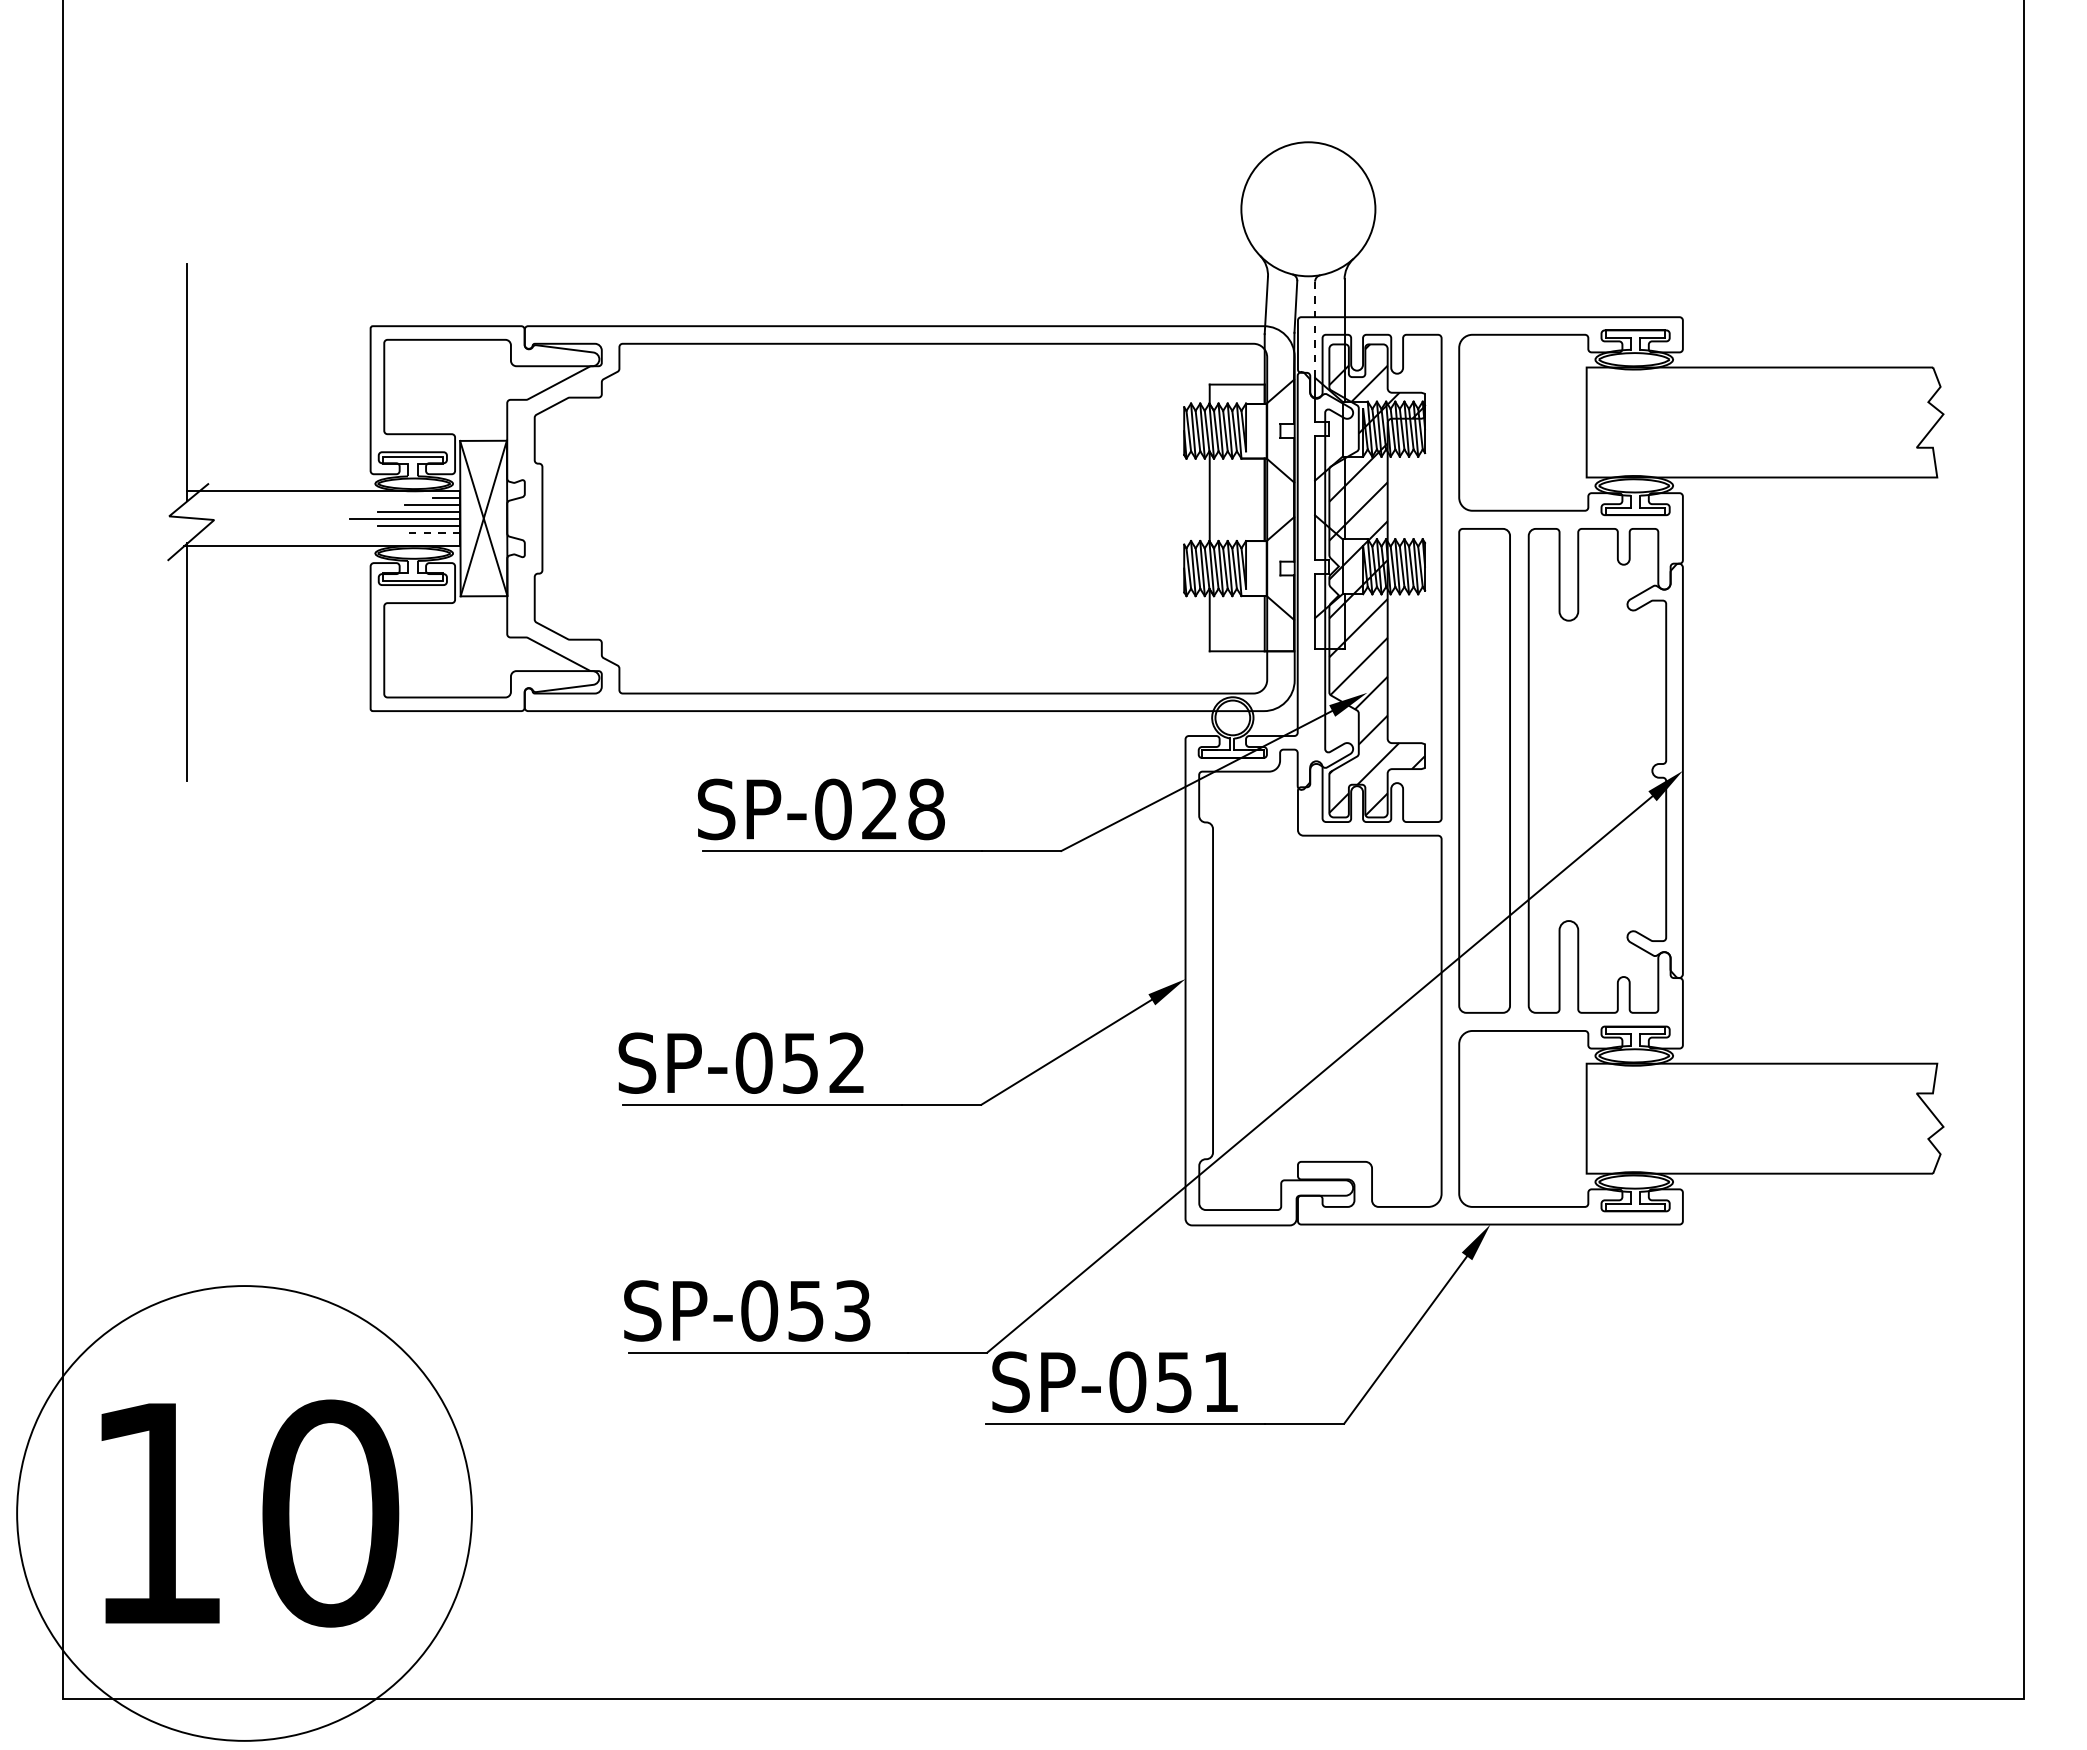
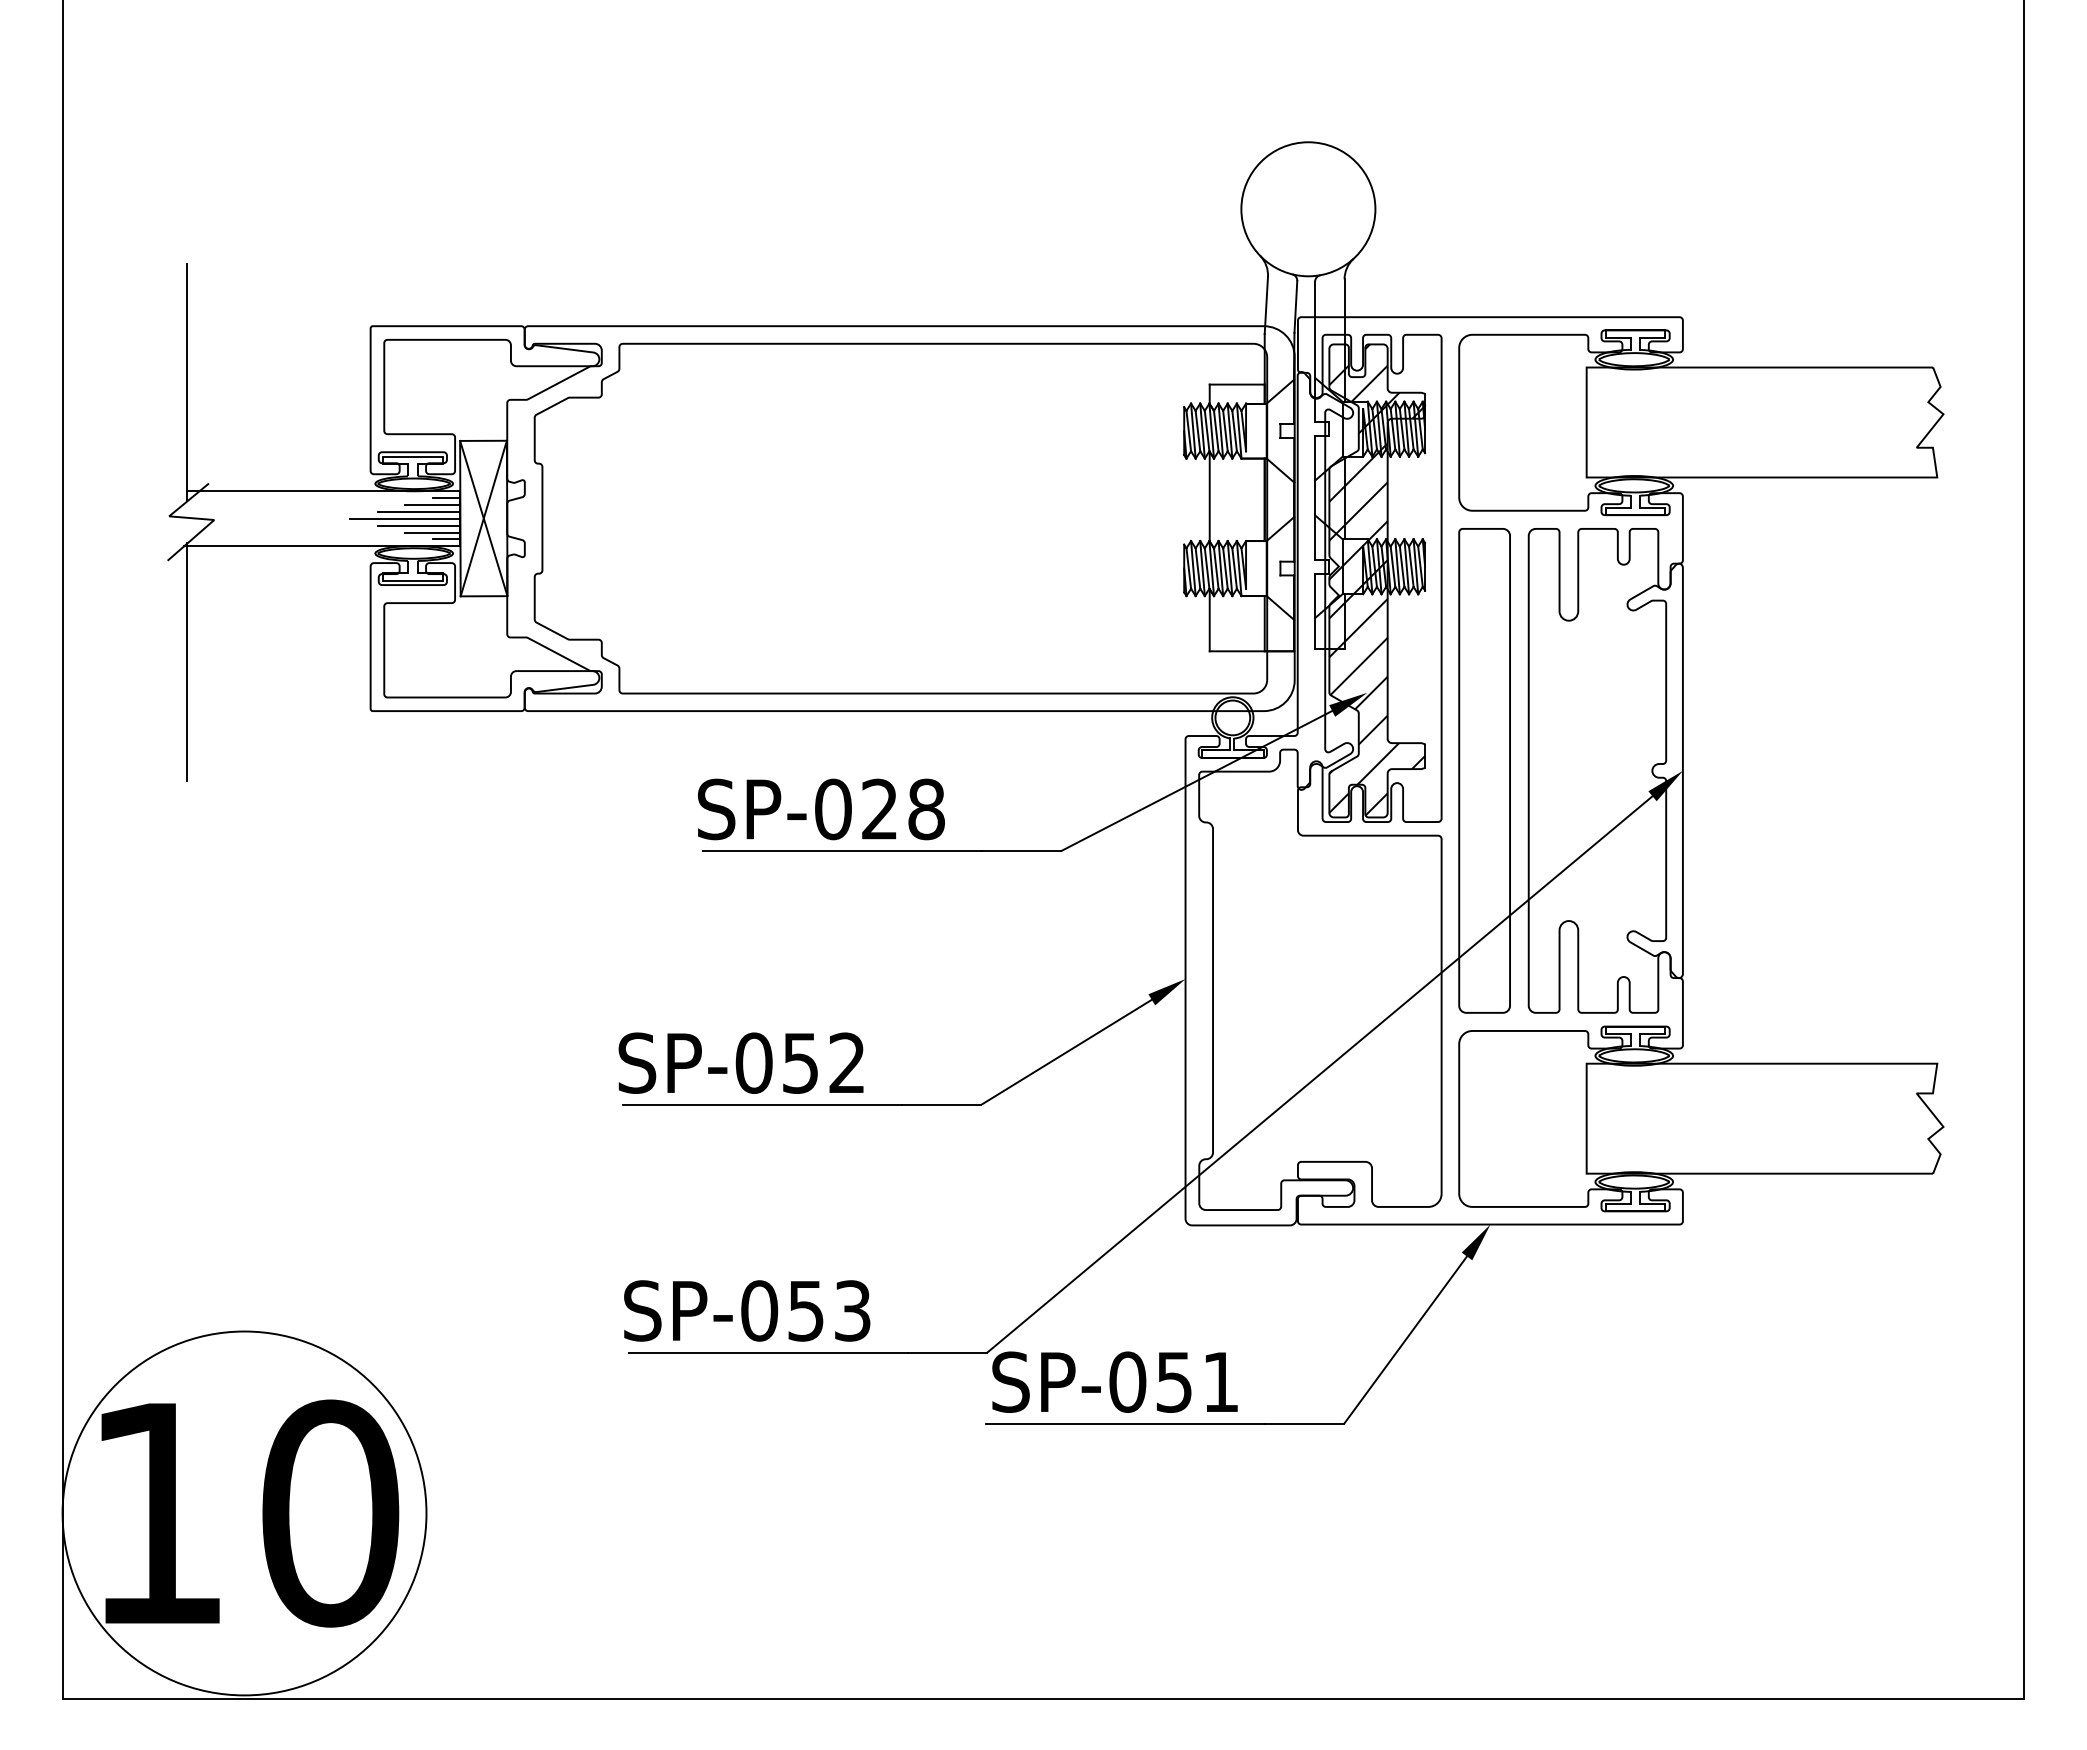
line: dashed -> solid (1315, 330)
line: dashed -> solid (432, 532)
line: none -> present (446, 539)
circle diameter: 455 px -> 364 px (244, 1513)
